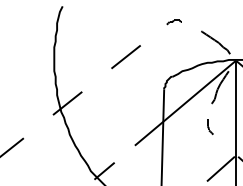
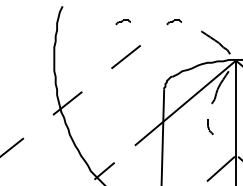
curve: none -> present (122, 22)
